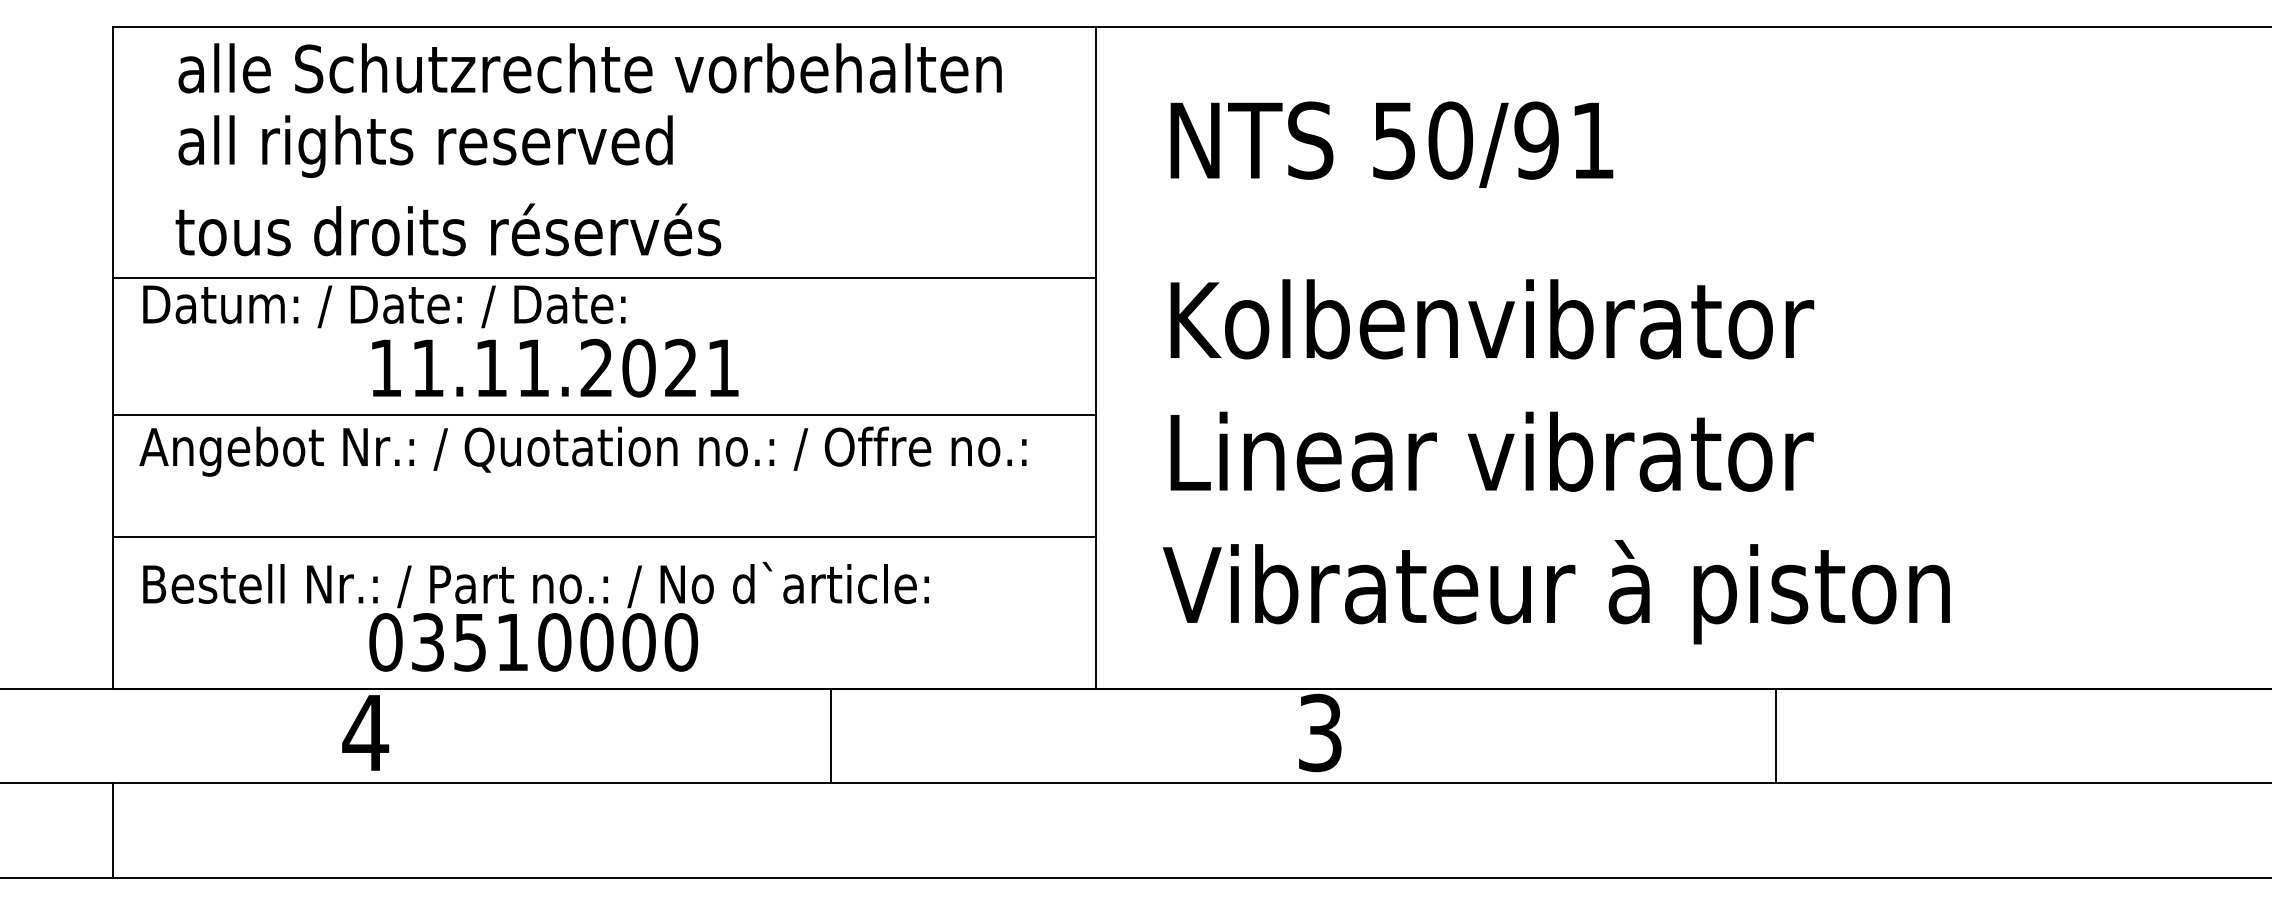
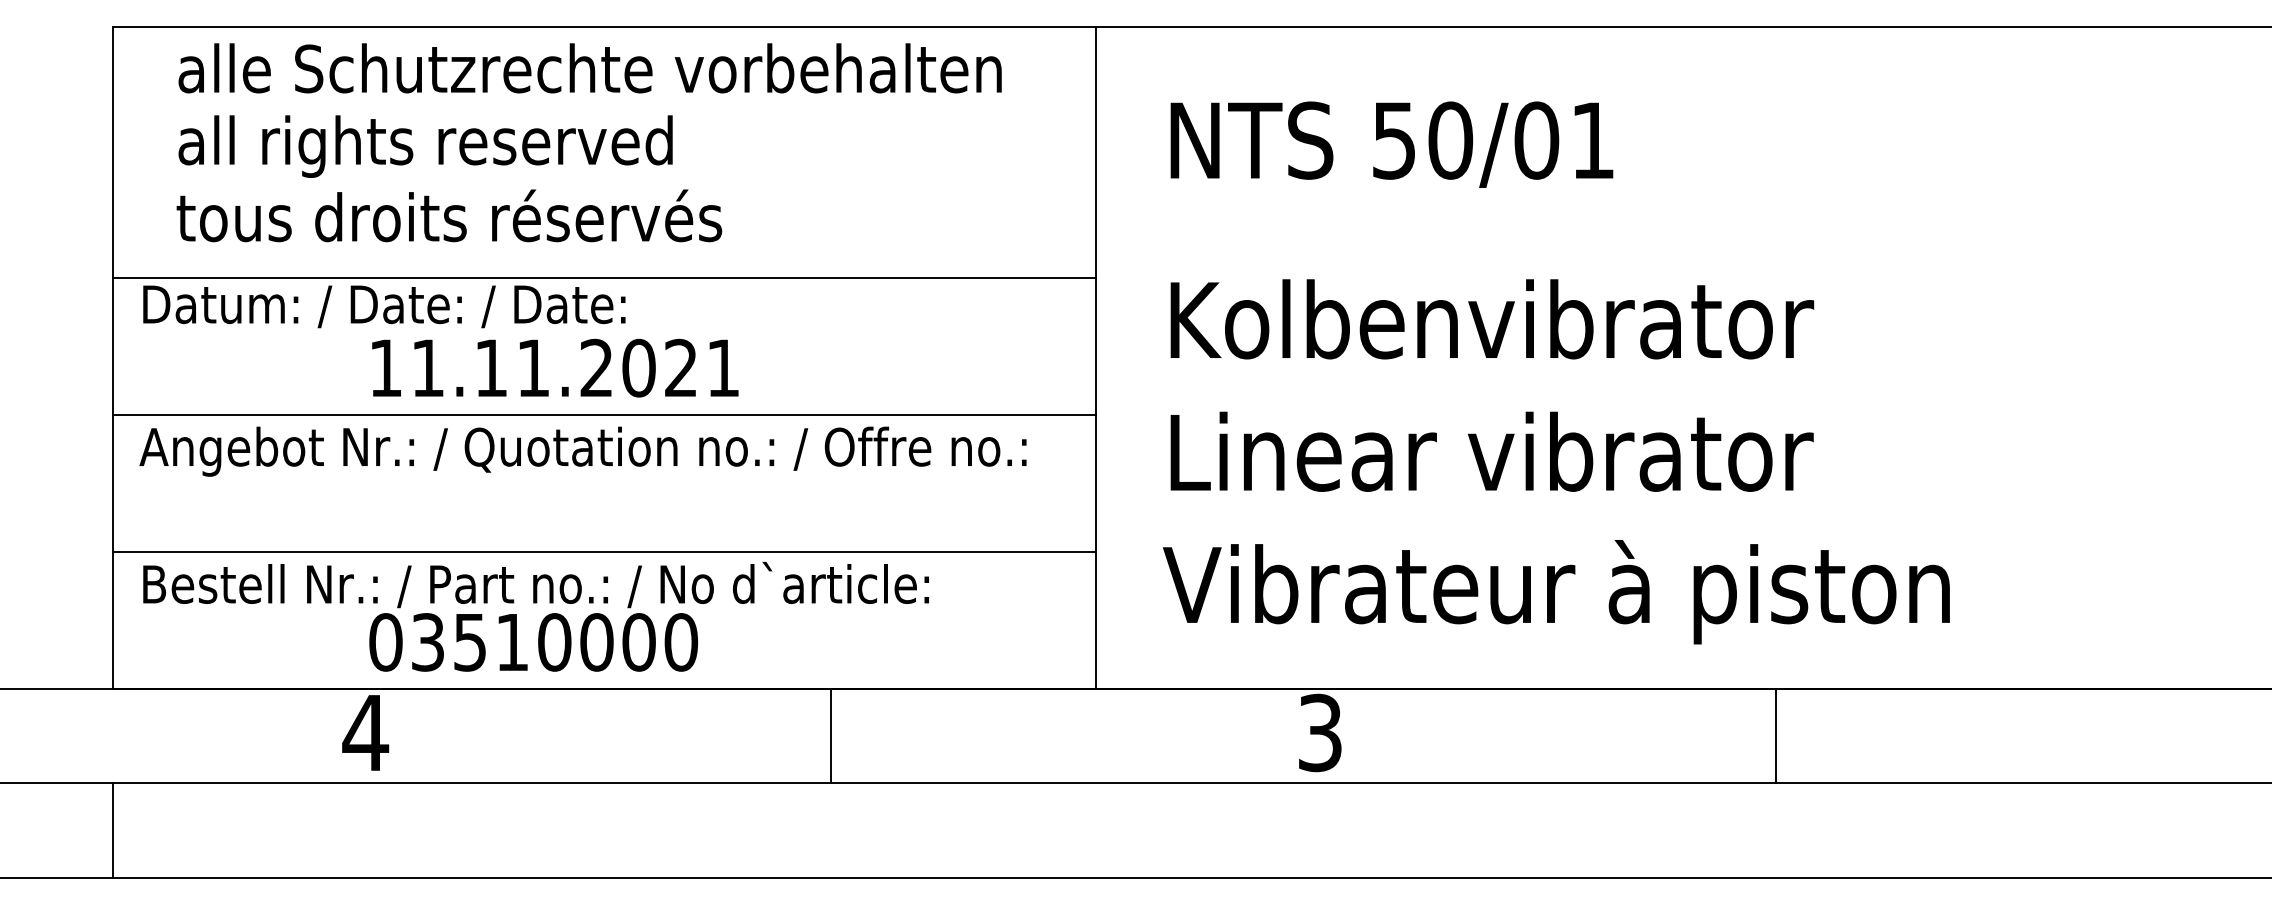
text: 50/91 -> 50/01 (1536, 140)
text position: (448, 229) -> (449, 215) (449, 215)
line position: (603, 536) -> (603, 551) (603, 551)
